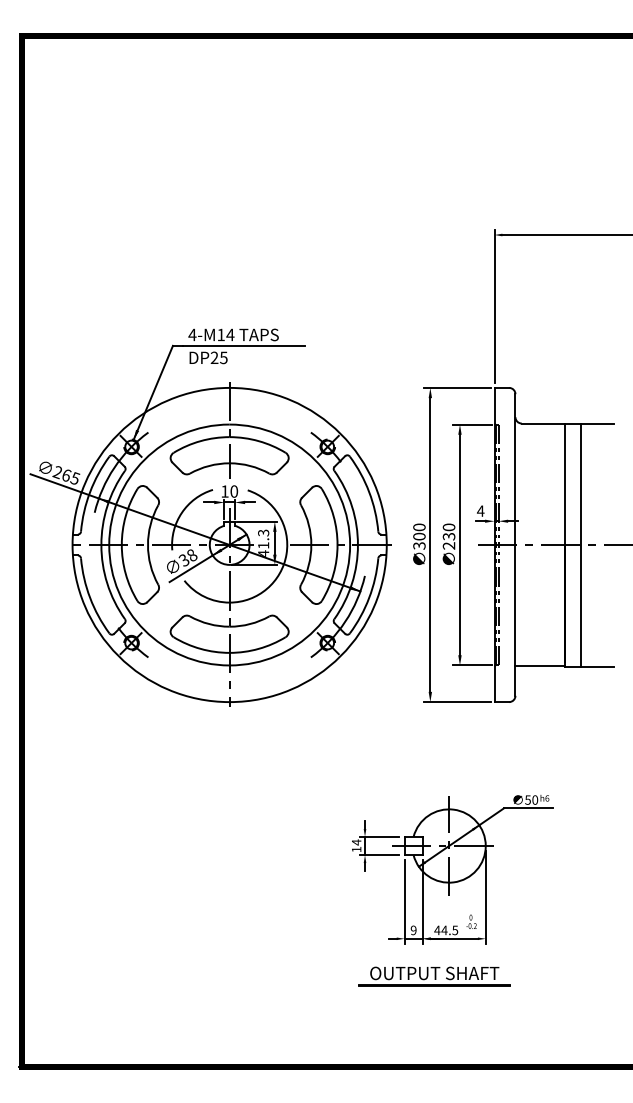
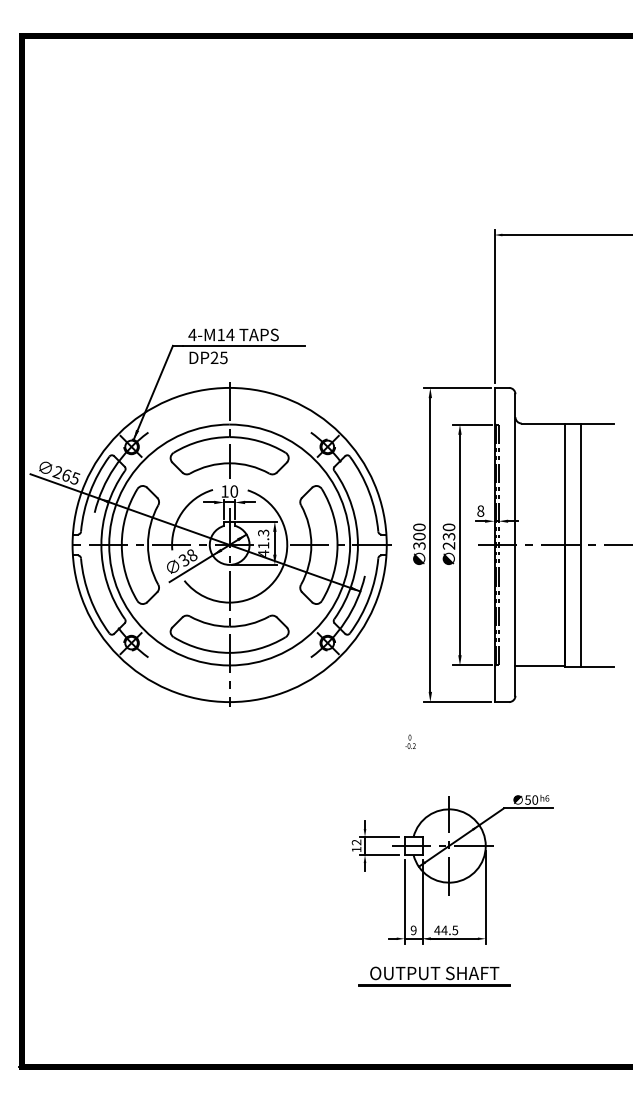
text: 4 -> 8 (480, 510)
text: 14 -> 12 (356, 842)
text position: (471, 921) -> (410, 741) (410, 741)
